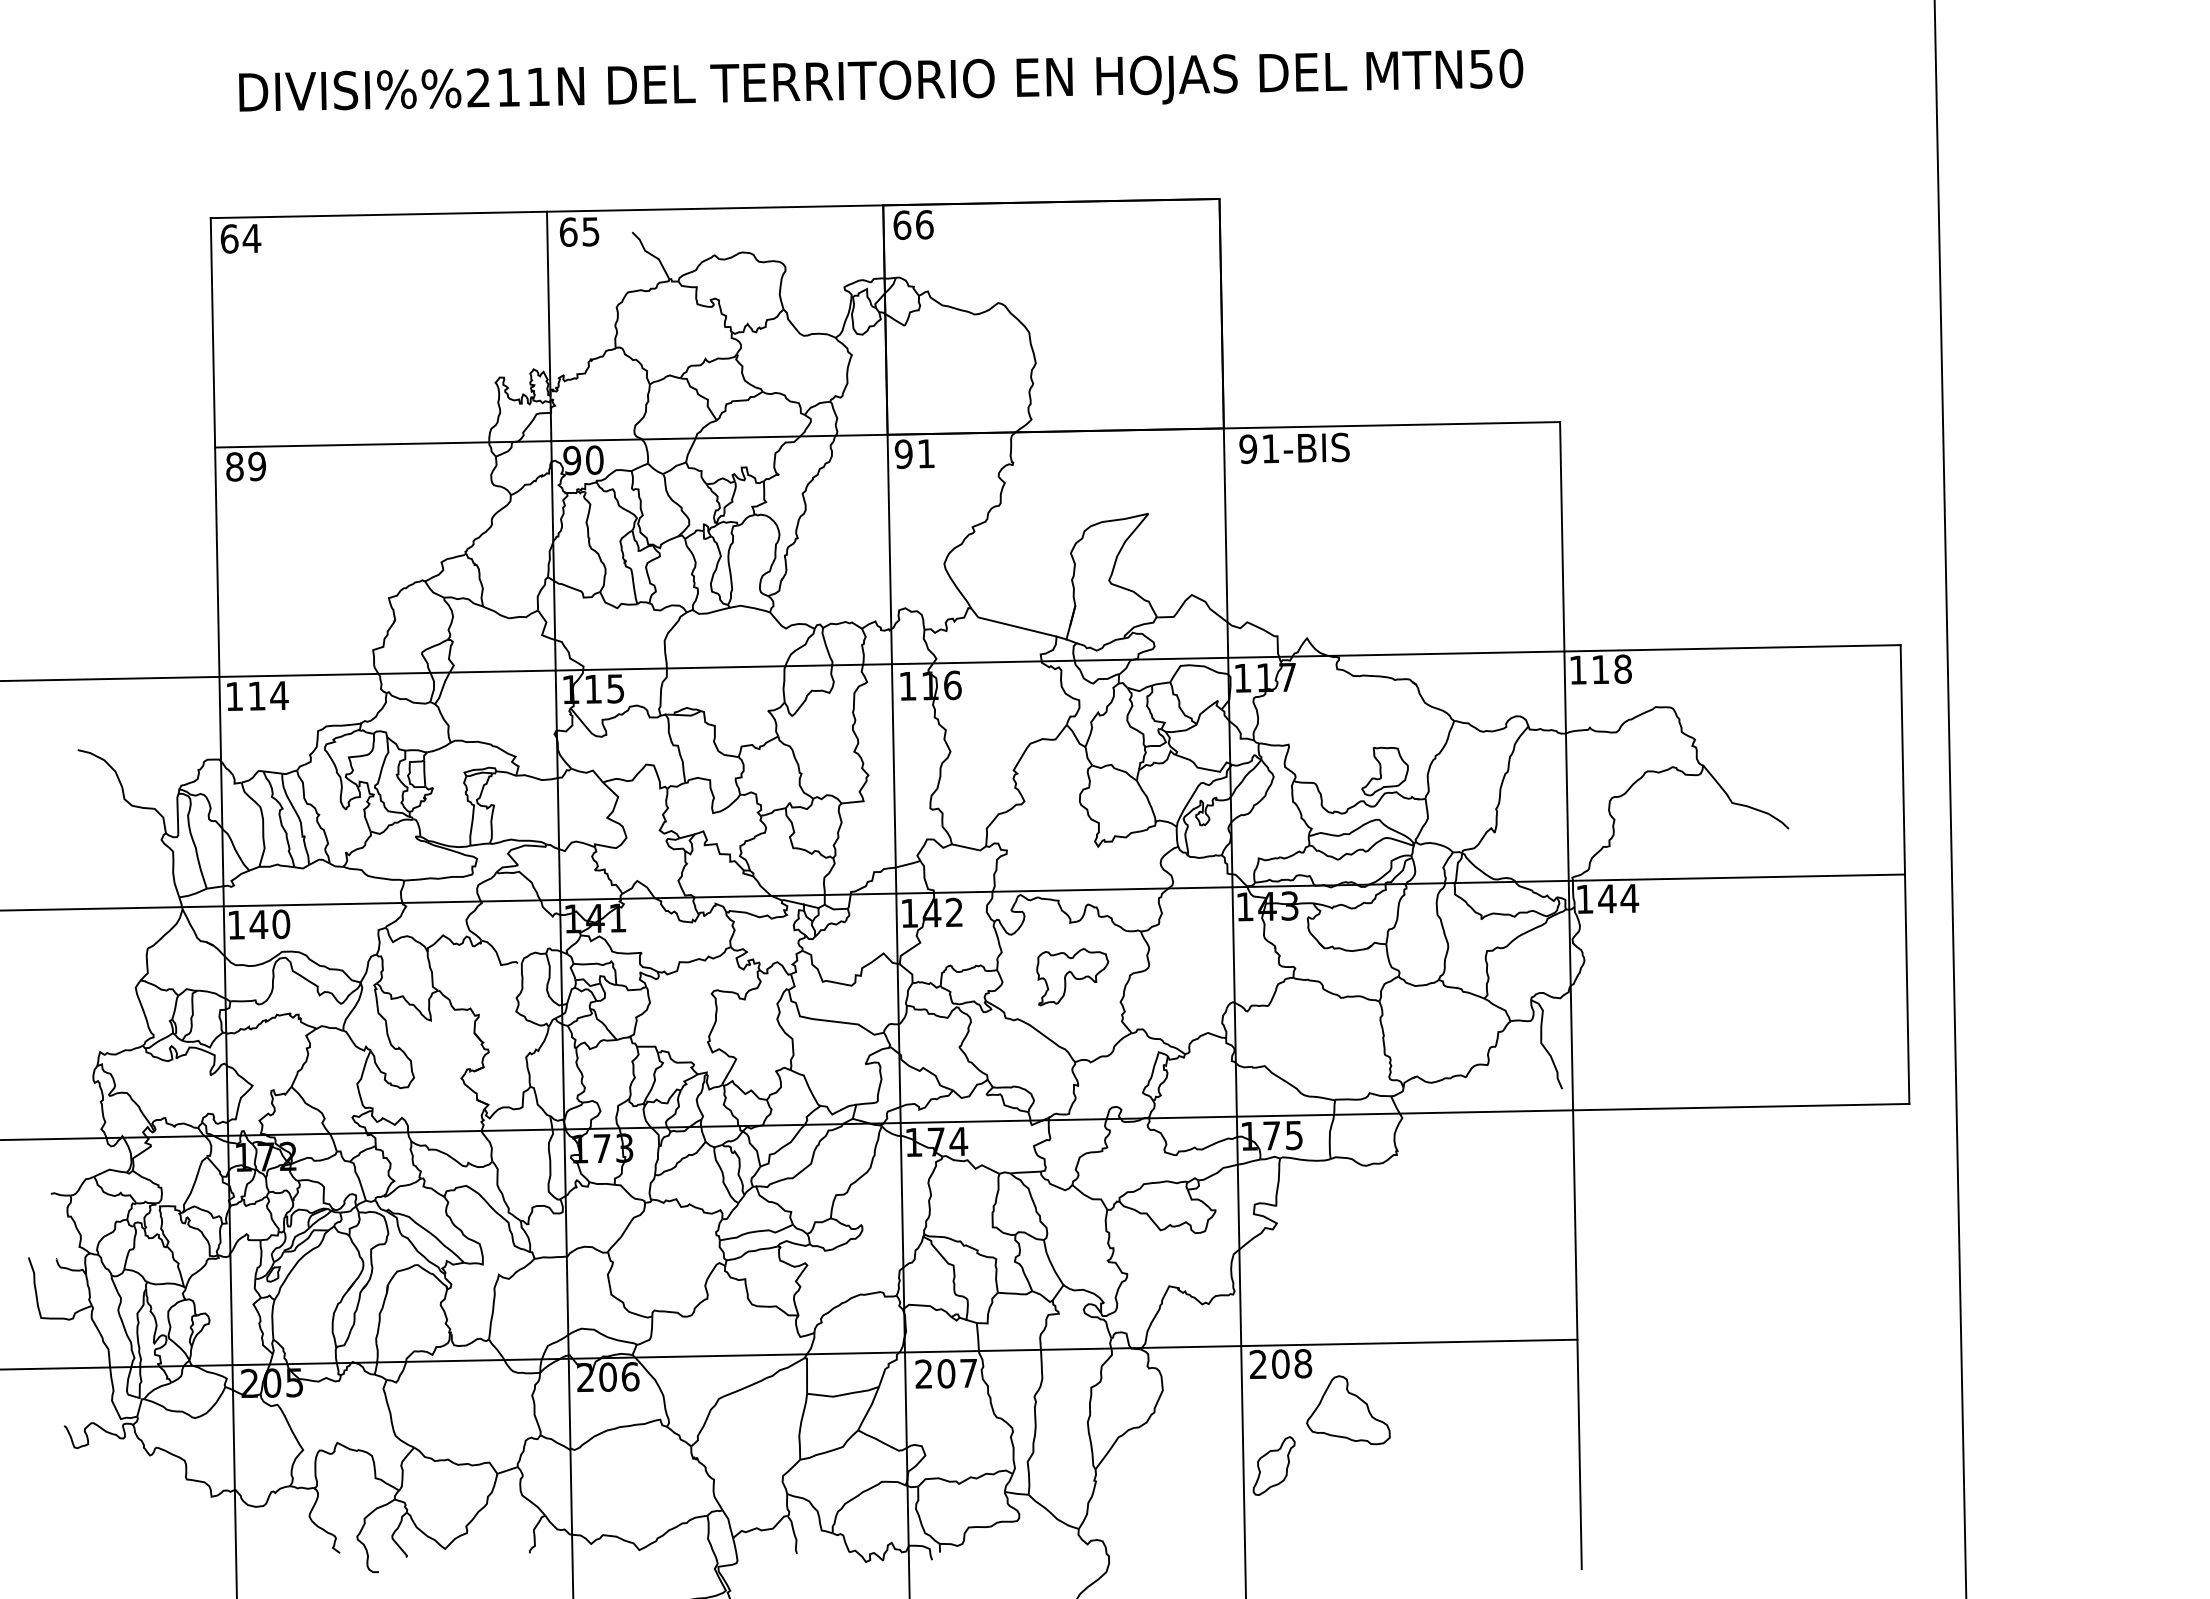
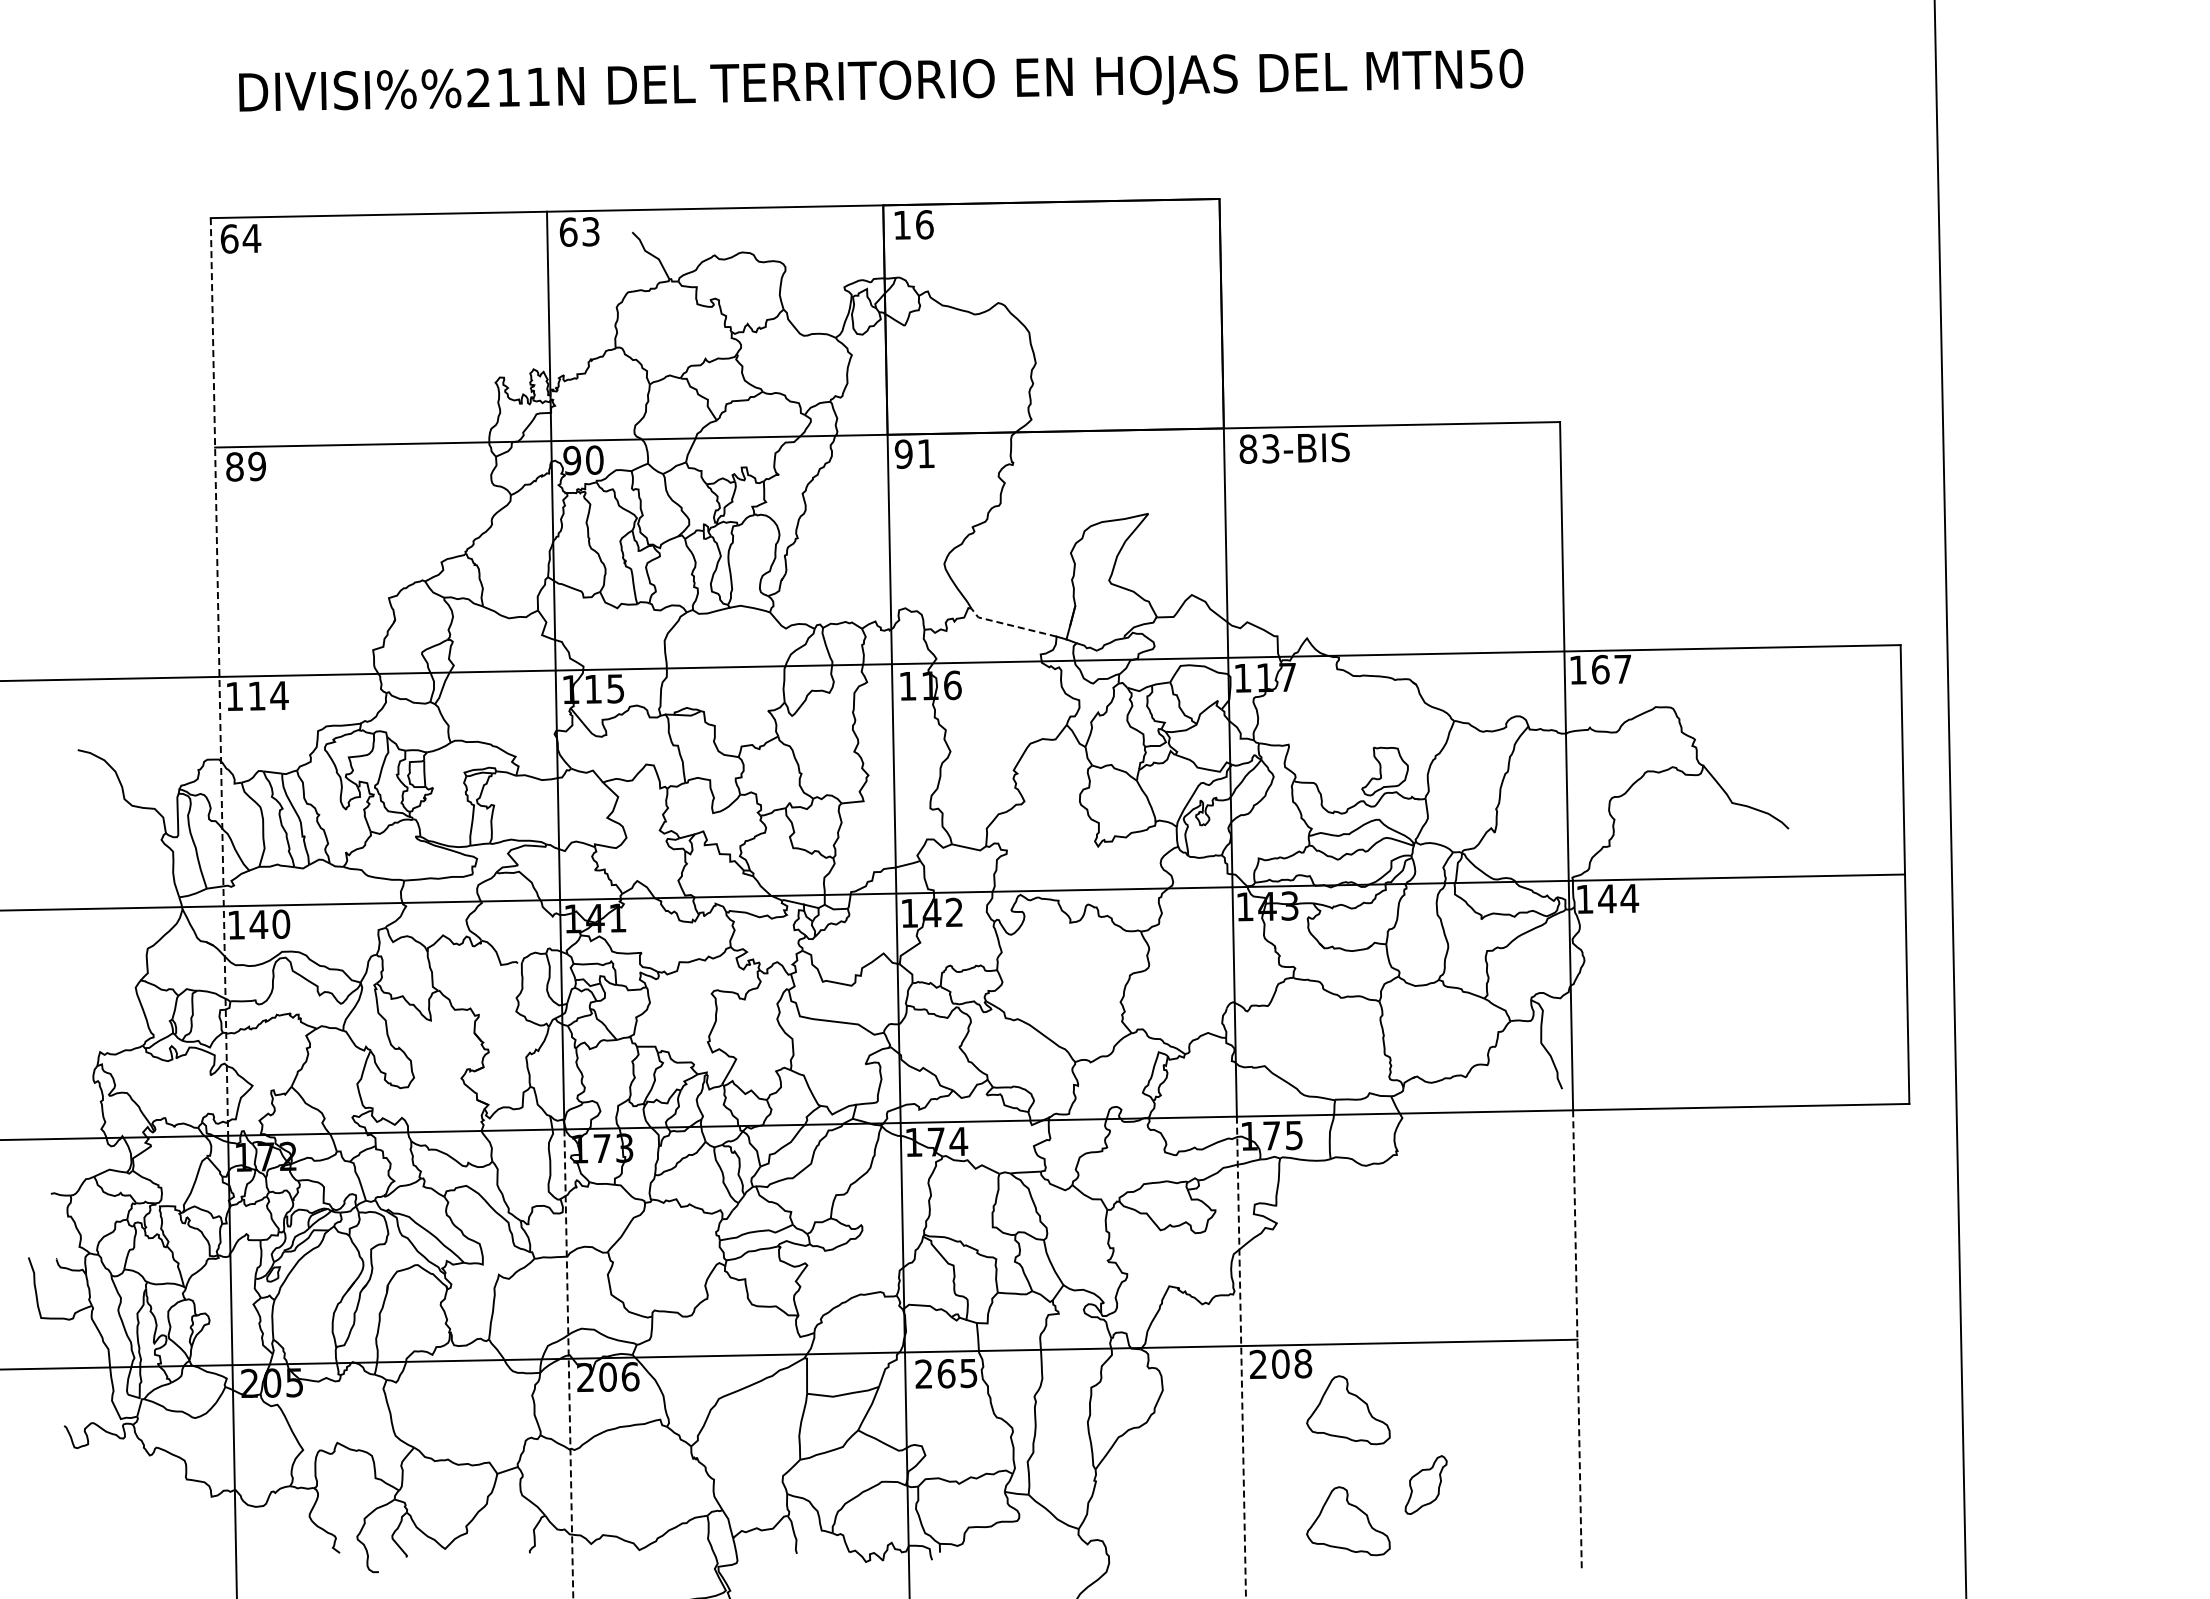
text: 66 -> 16 (902, 224)
text: 65 -> 63 (591, 231)
text: 91-BIS -> 83-BIS (1259, 449)
line: solid -> dashed (1011, 625)
text: 118 -> 167 (1611, 669)
line: solid -> dashed (219, 676)
part: present -> none (1072, 977)
line: solid -> dashed (1577, 1340)
line: solid -> dashed (1241, 1357)
line: solid -> dashed (568, 1364)
text: 207 -> 265 (957, 1373)
part position: (1273, 1465) -> (1425, 1484) (1425, 1484)
part: none -> present (1348, 1521)
